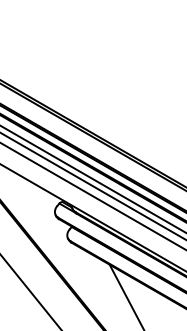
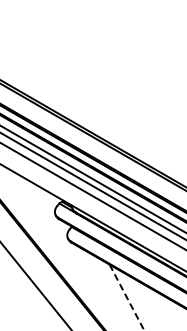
line position: (30, 291) -> (35, 285) (35, 285)
line: solid -> dashed (127, 298)
